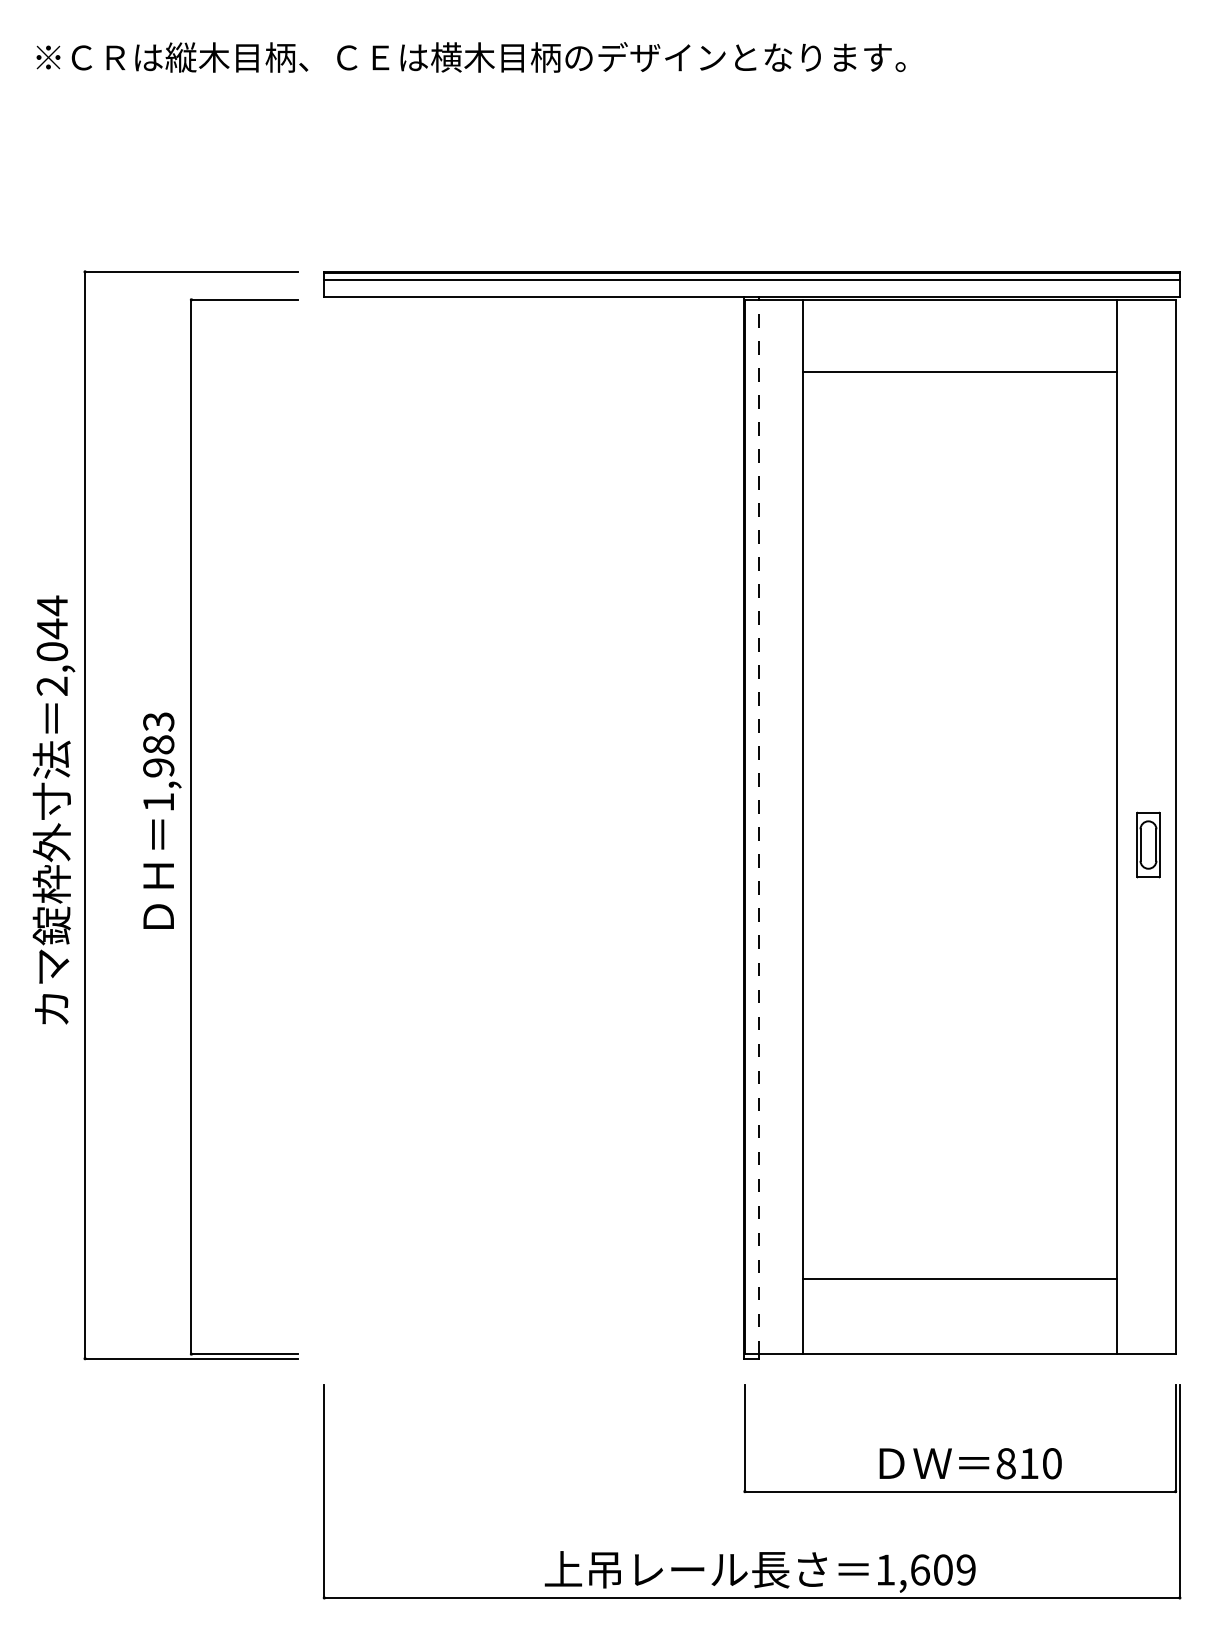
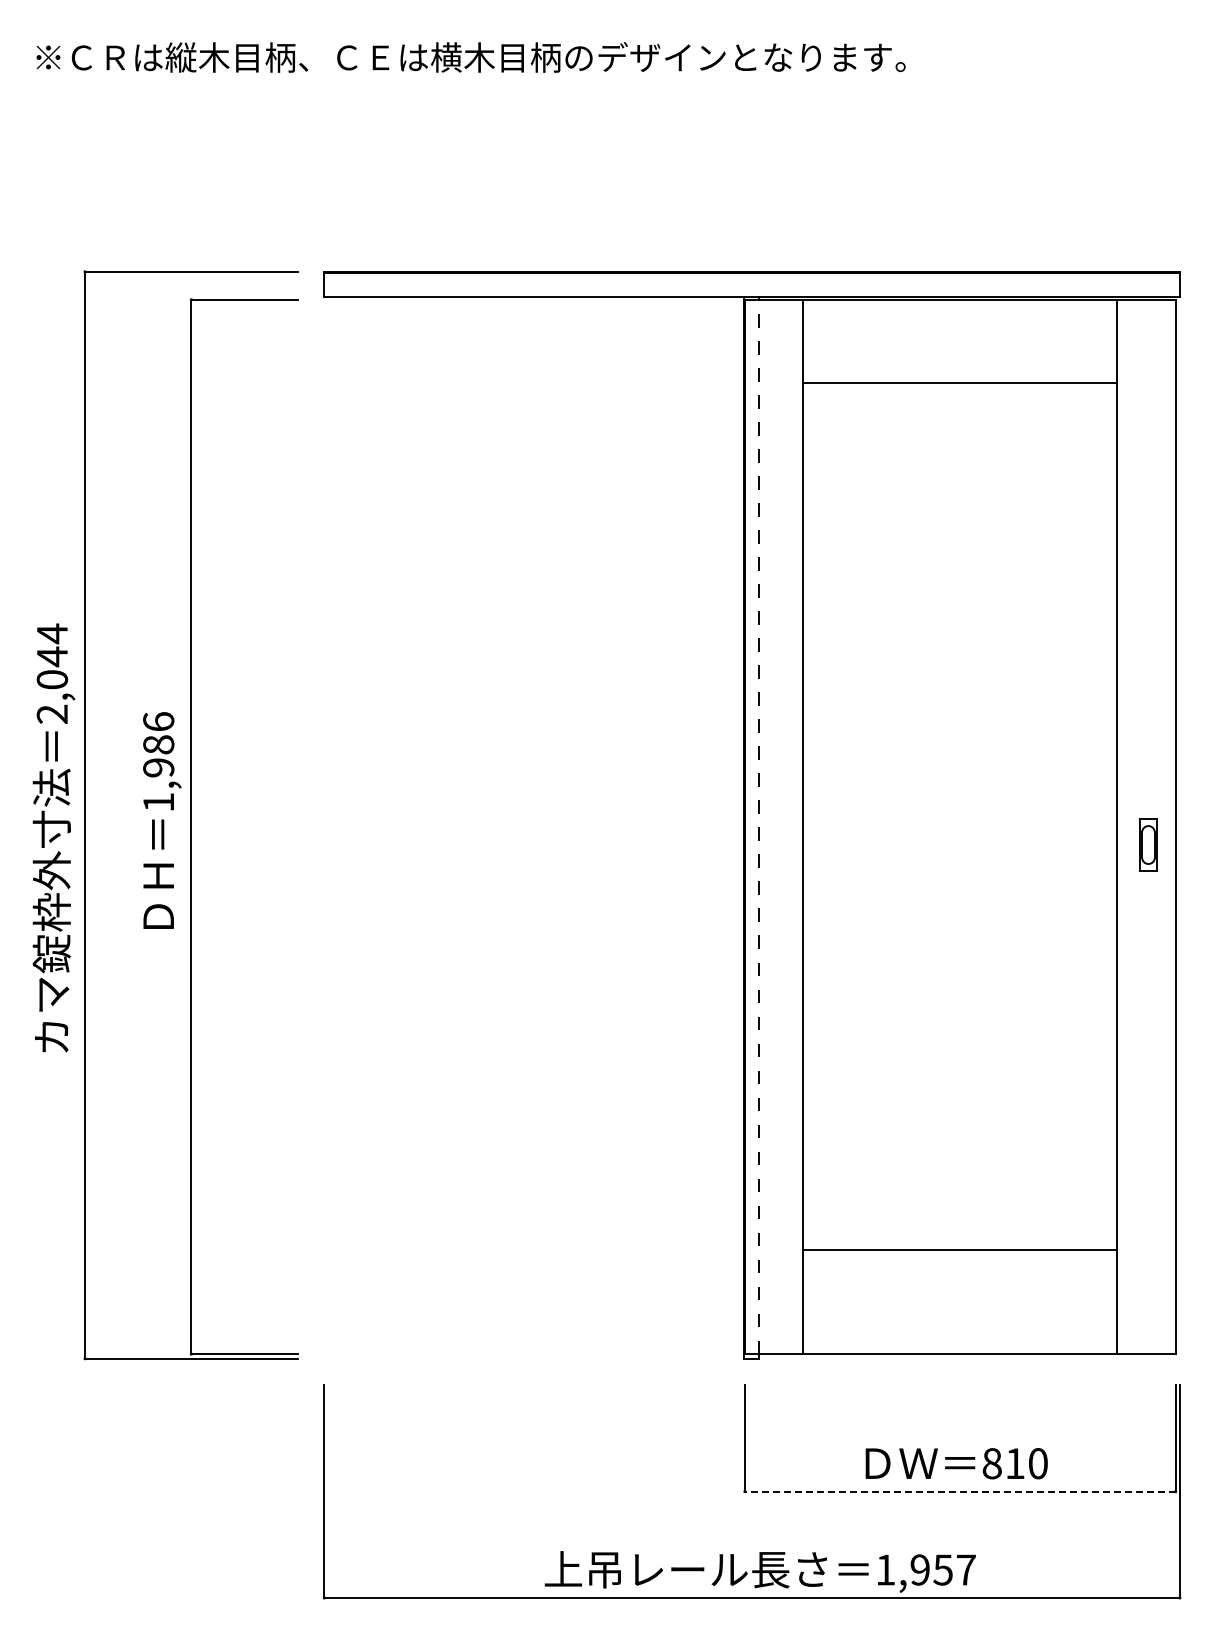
line: present -> none (751, 280)
line position: (960, 371) -> (960, 382) (960, 382)
text: 1,983 -> 1,986 (158, 721)
text position: (53, 809) -> (53, 837) (53, 837)
part size: 25x68 px -> 21x54 px (1148, 844)
line position: (960, 1279) -> (960, 1250) (960, 1250)
text position: (970, 1463) -> (956, 1463) (956, 1463)
line: solid -> dashed (959, 1491)
text: 1,609 -> 1,957 (942, 1569)
